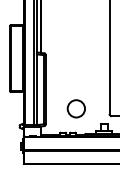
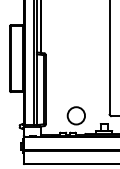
circle position: (75, 108) -> (75, 115) (75, 115)
